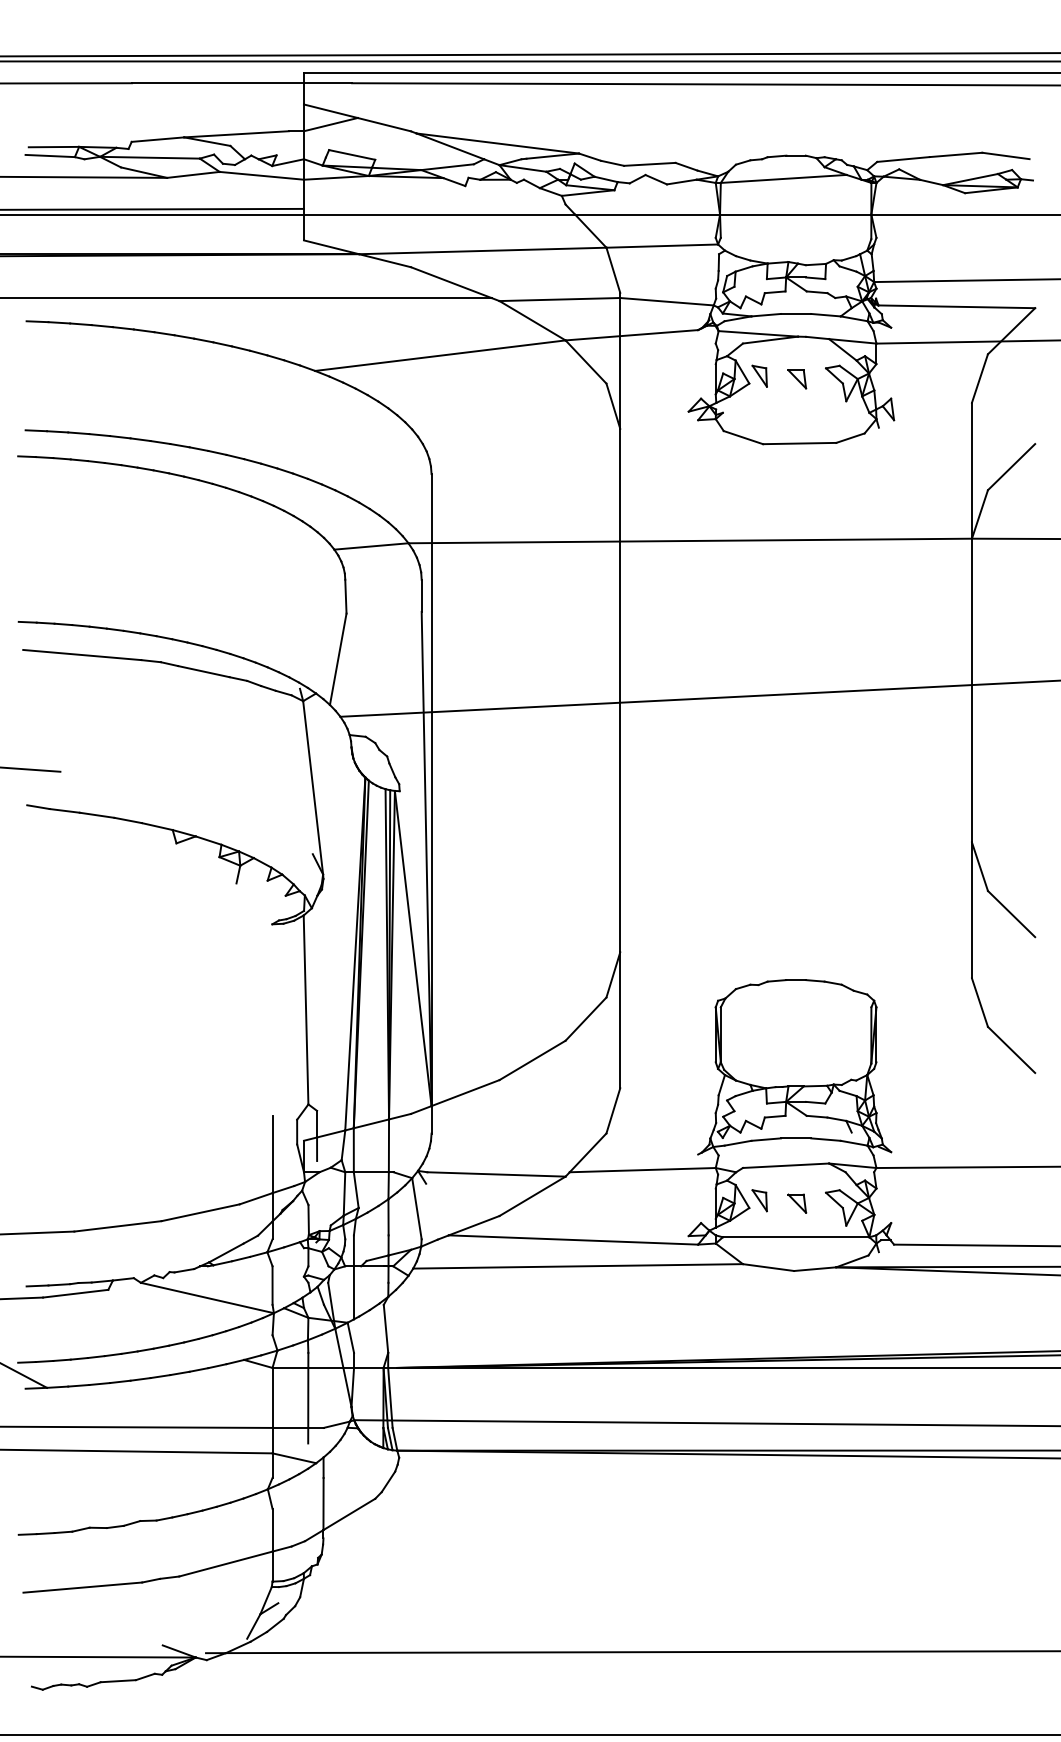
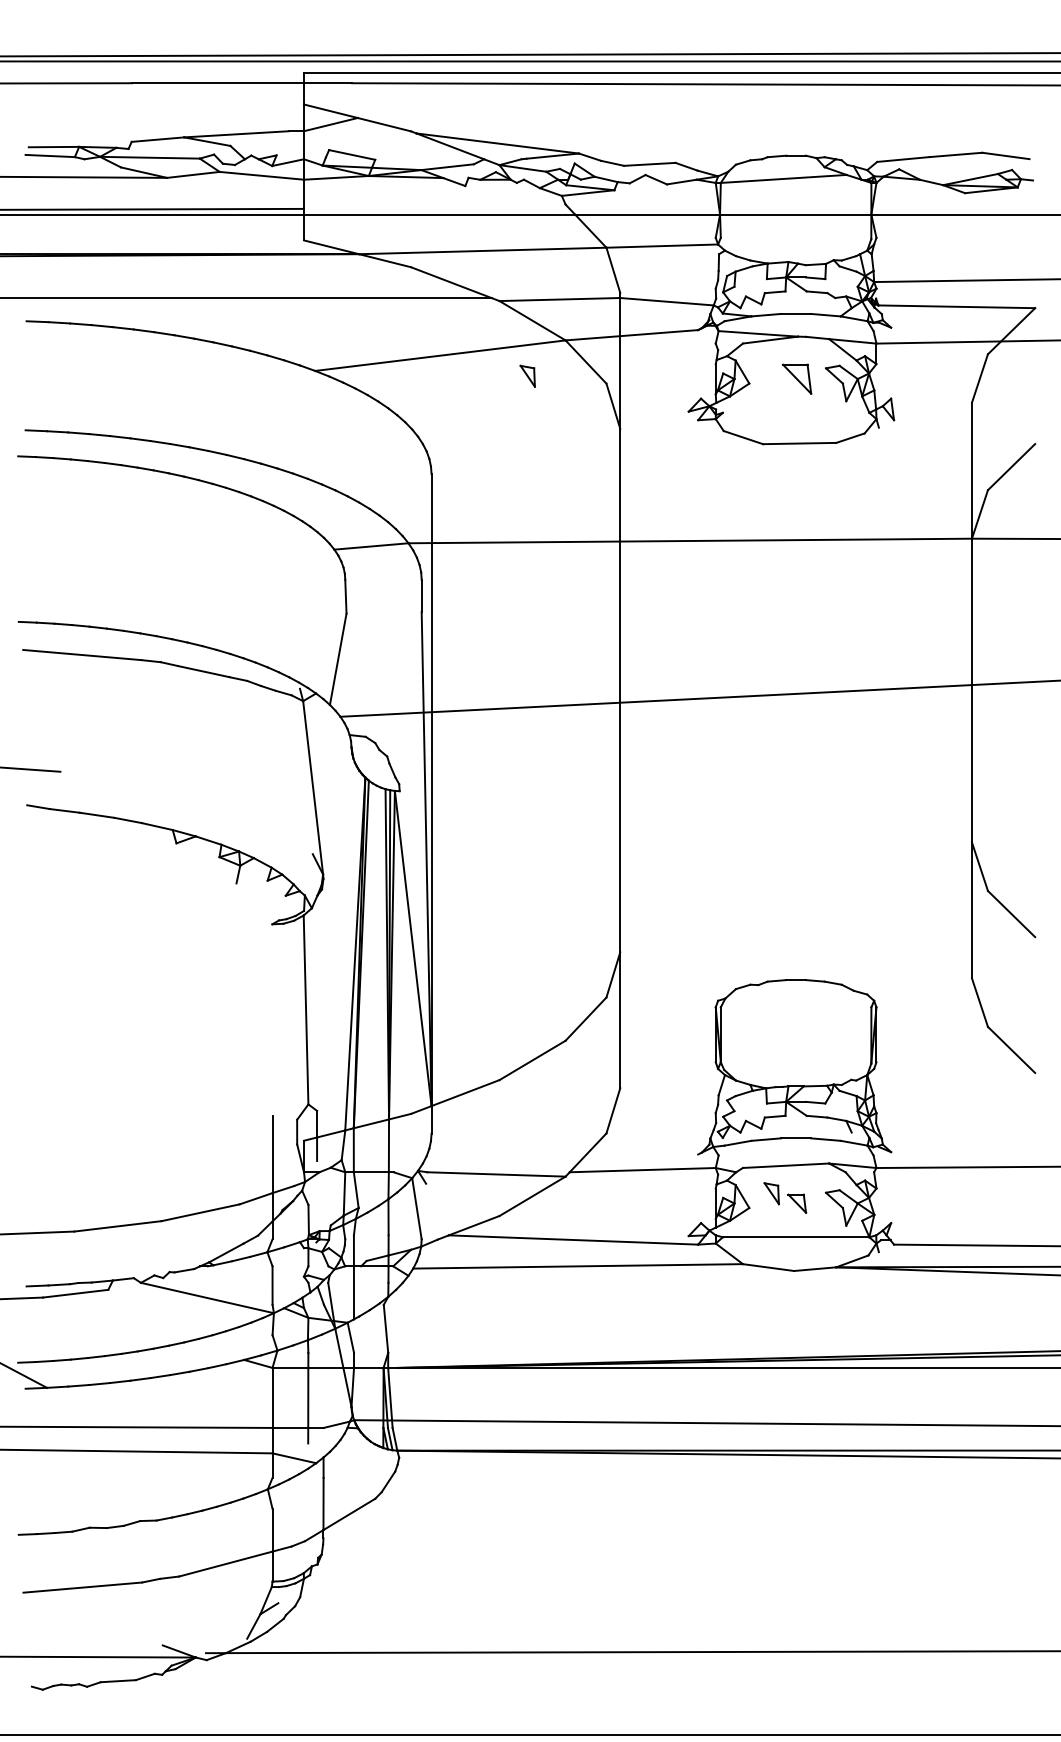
part position: (759, 375) -> (527, 375) (527, 375)
part size: 21x21 px -> 31x32 px (797, 378)
part position: (759, 1200) -> (771, 1193) (771, 1193)
